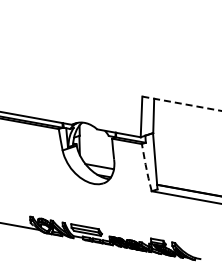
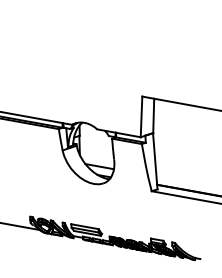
line: dashed -> solid (181, 103)
line: dashed -> solid (146, 168)
